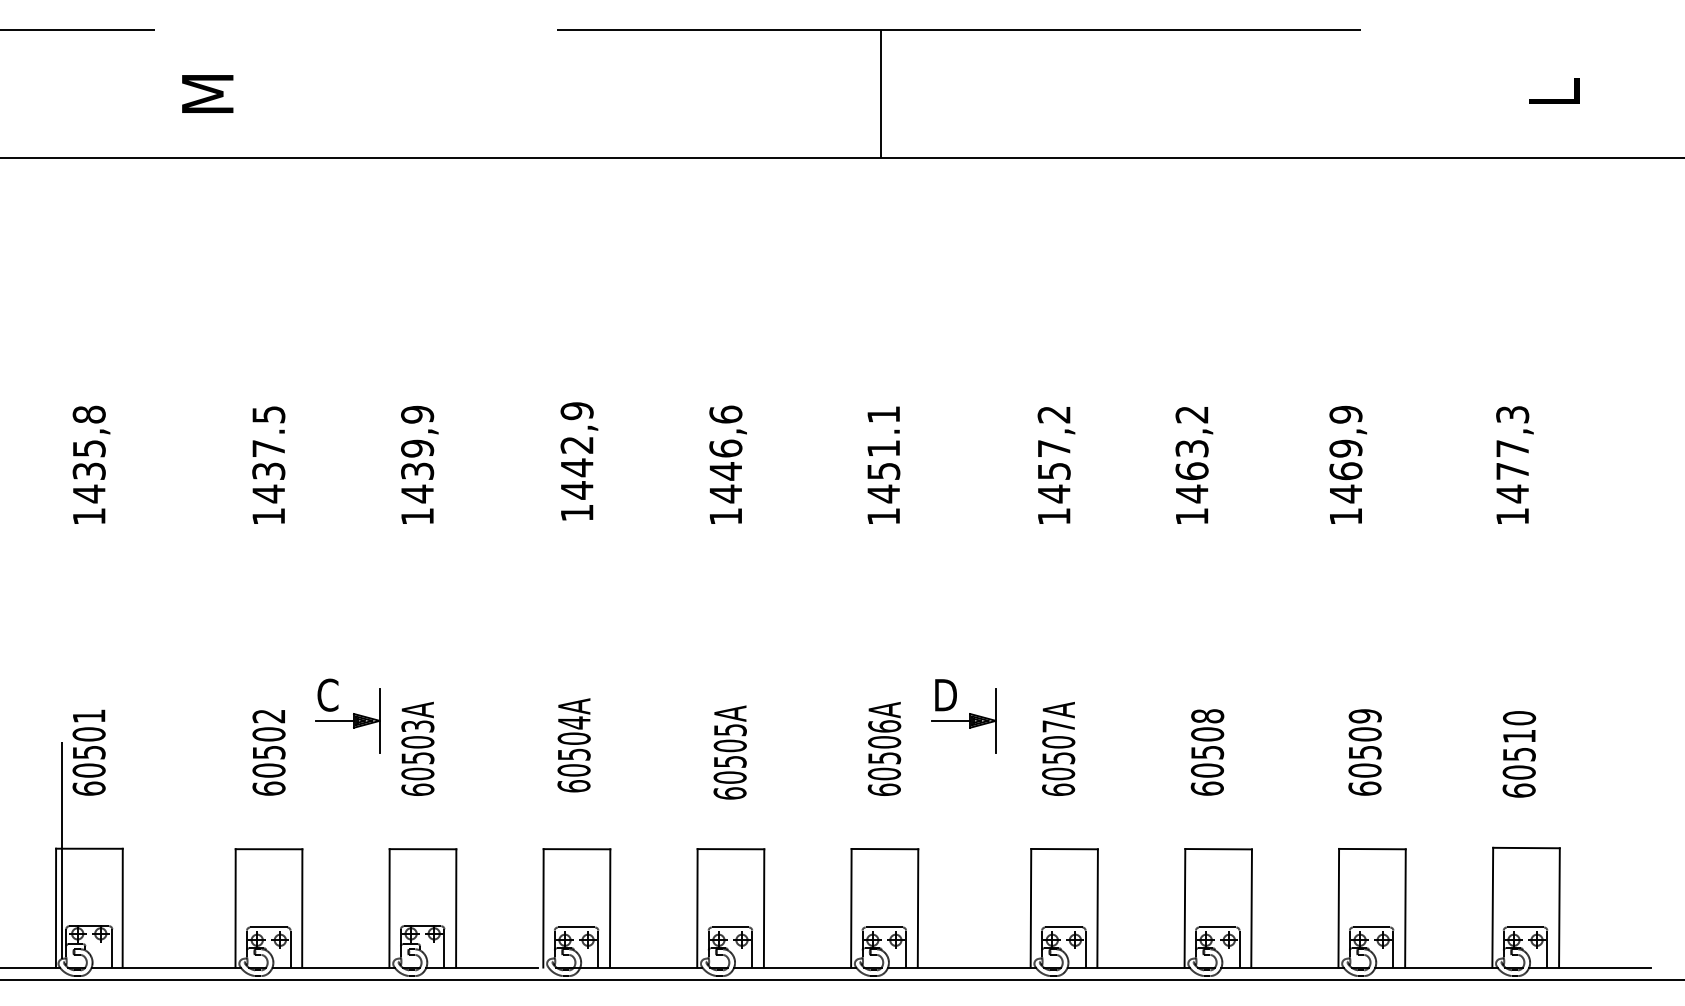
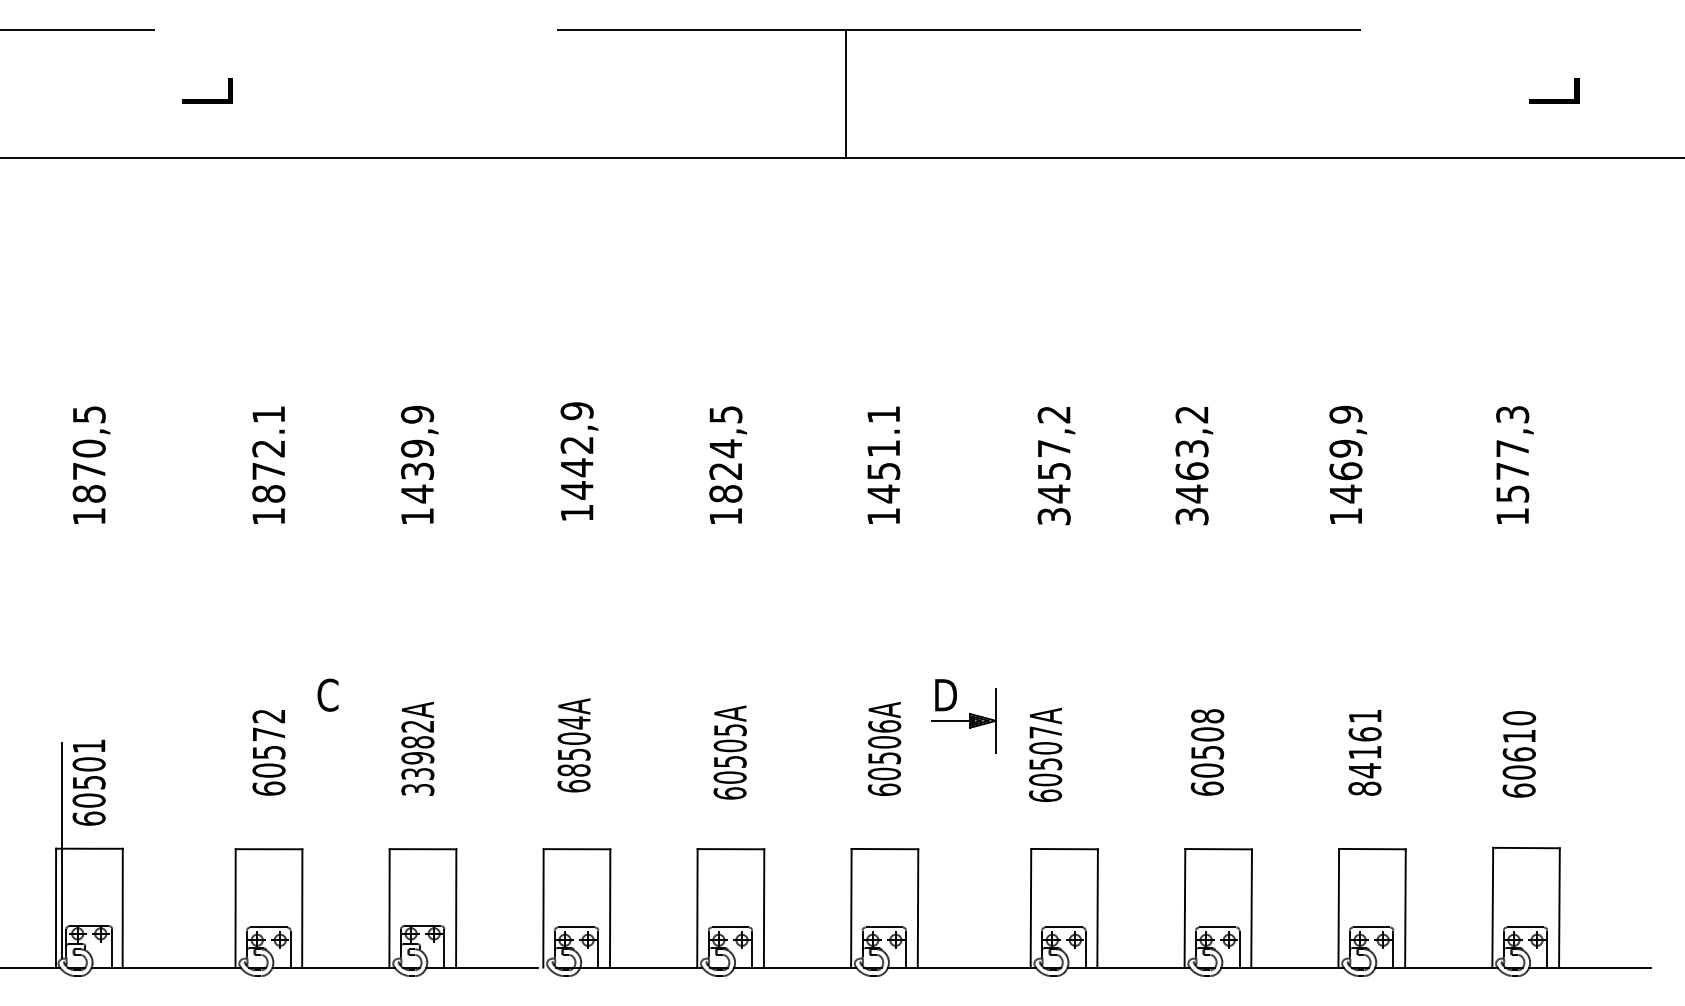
text: M -> L (207, 93)
line position: (881, 93) -> (846, 93) (846, 93)
text: 1435,8 -> 1870,5 (88, 454)
text: 1437.5 -> 1872.1 (268, 454)
text: 1446,6 -> 1824,5 (725, 454)
text: 1477,3 -> 1577,3 (1512, 493)
text: 1457,2 -> 3457,2 (1053, 516)
text: 1463,2 -> 3463,2 (1191, 516)
part: present -> none (347, 720)
text: 60502 -> 60572 (268, 734)
text position: (1058, 748) -> (1045, 754) (1045, 754)
text position: (88, 752) -> (88, 782) (88, 782)
text: 60509 -> 84161 (1364, 752)
text: 60510 -> 60610 (1518, 754)
text: 60503A -> 33982A (417, 757)
text: 60504A -> 68504A (574, 770)
line: present -> none (841, 979)
